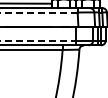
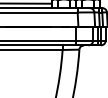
line: dashed -> solid (38, 12)
line: dashed -> solid (38, 40)
